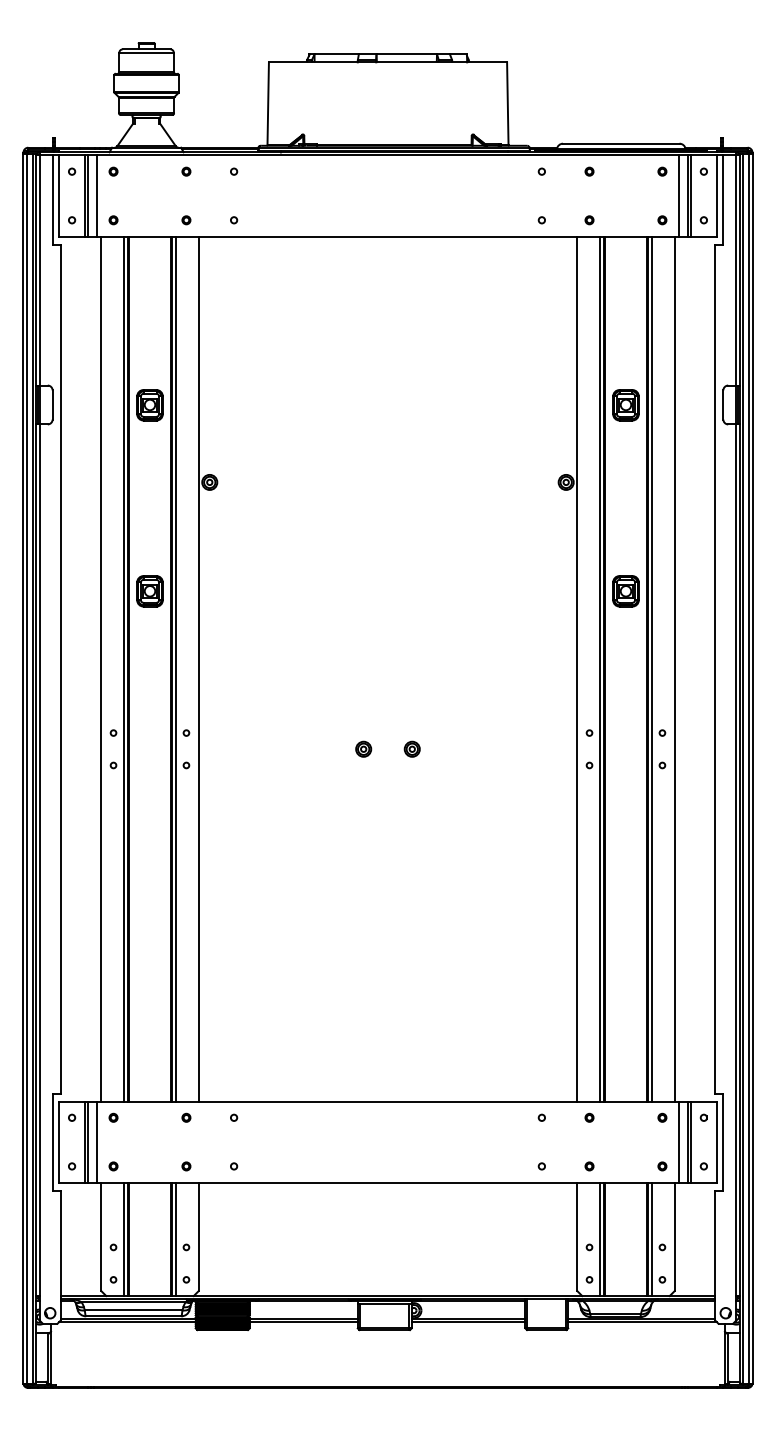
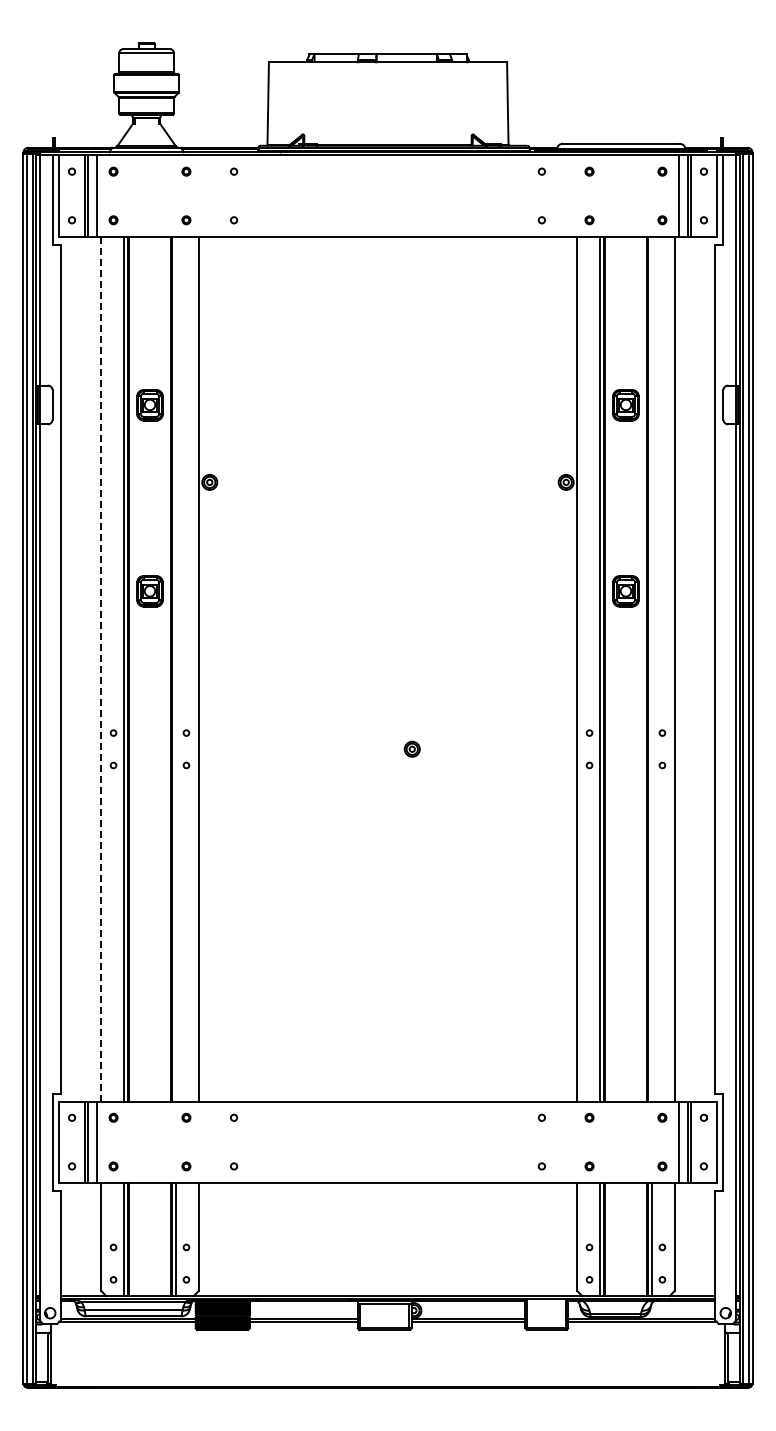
line: present -> none (175, 668)
line: present -> none (651, 668)
line: solid -> dashed (101, 669)
part: present -> none (363, 748)
